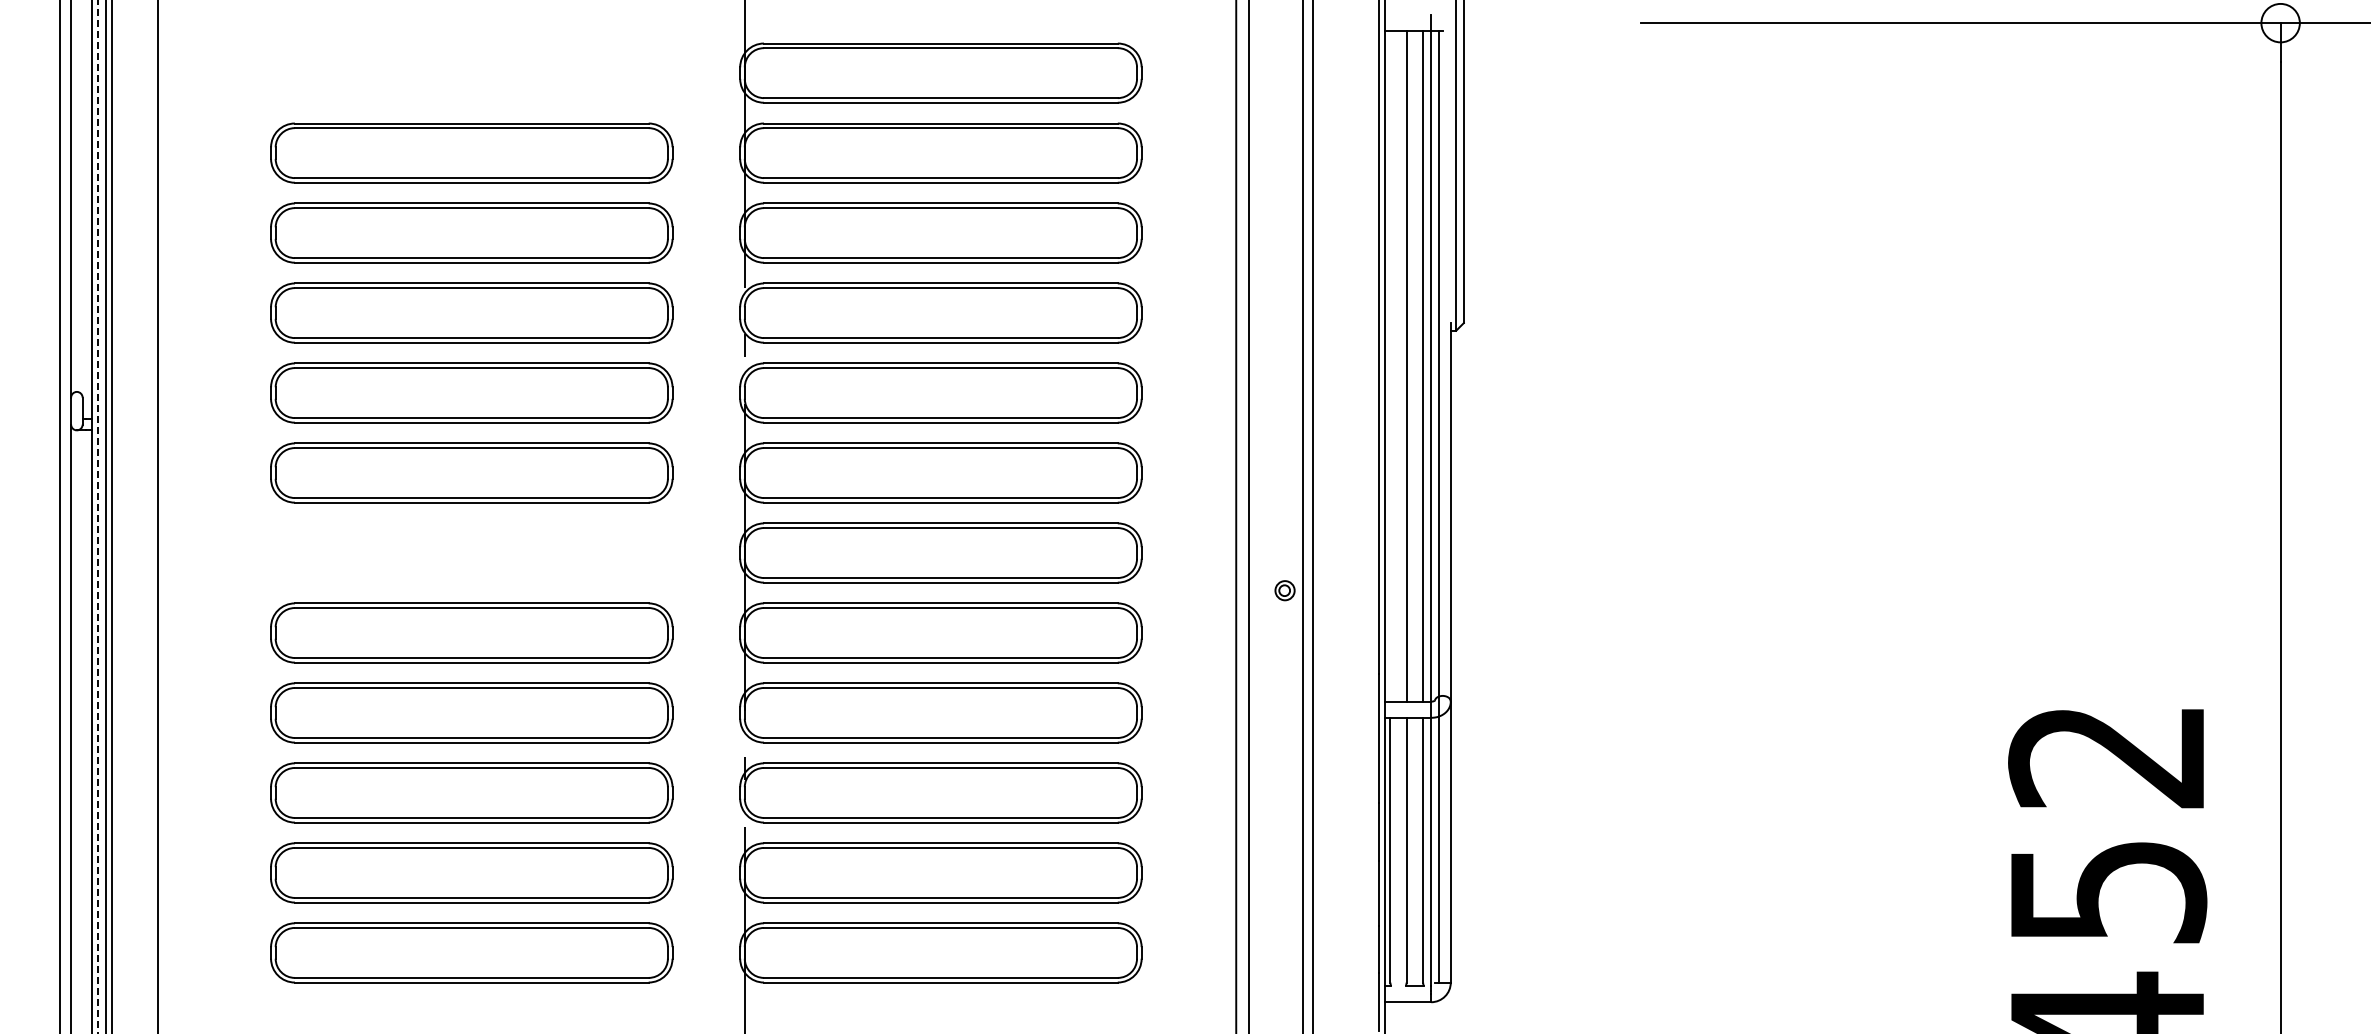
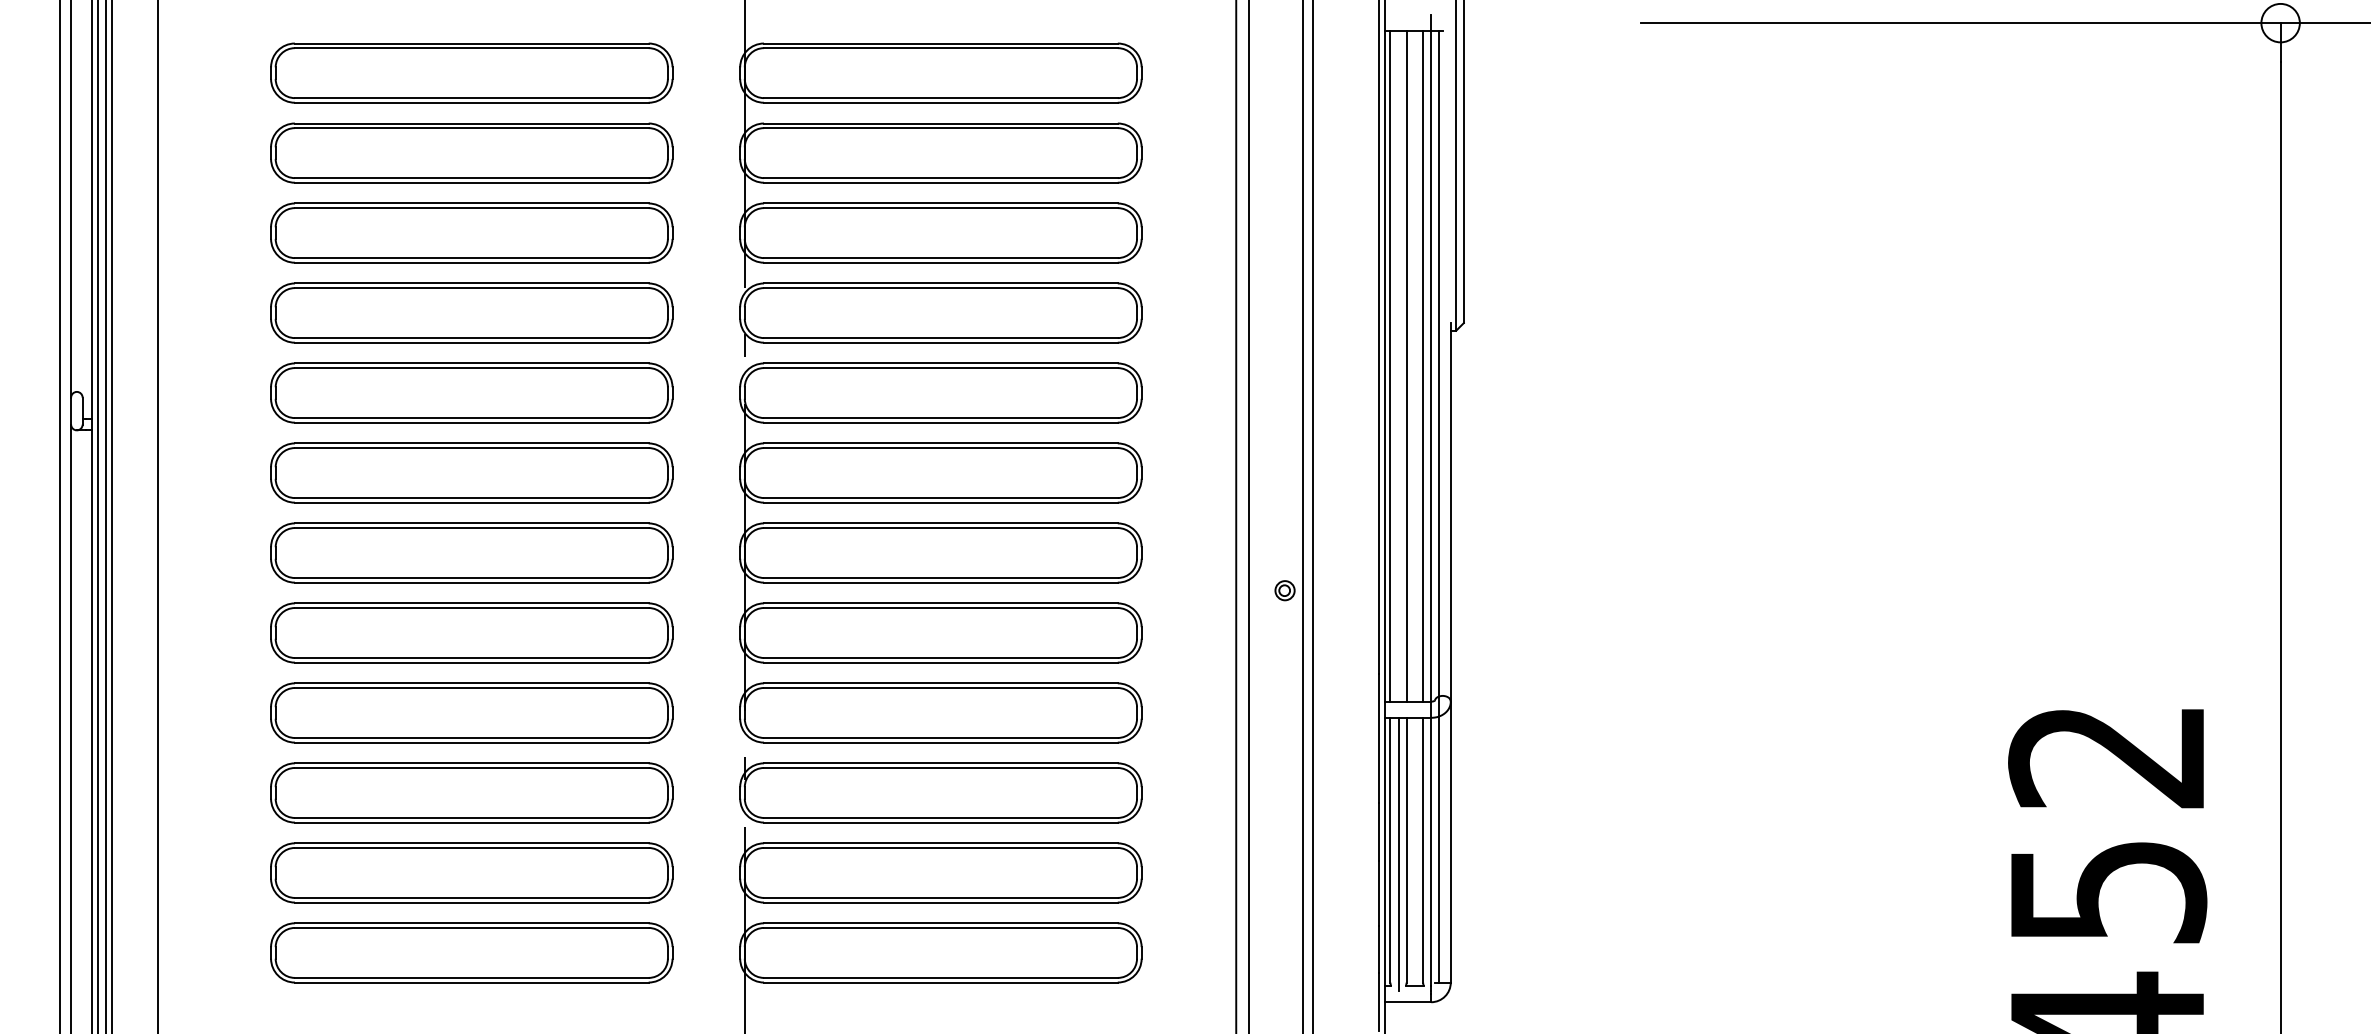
part: none -> present (471, 72)
line: none -> present (1390, 366)
line: dashed -> solid (97, 516)
part: none -> present (471, 552)
line: none -> present (1398, 853)
